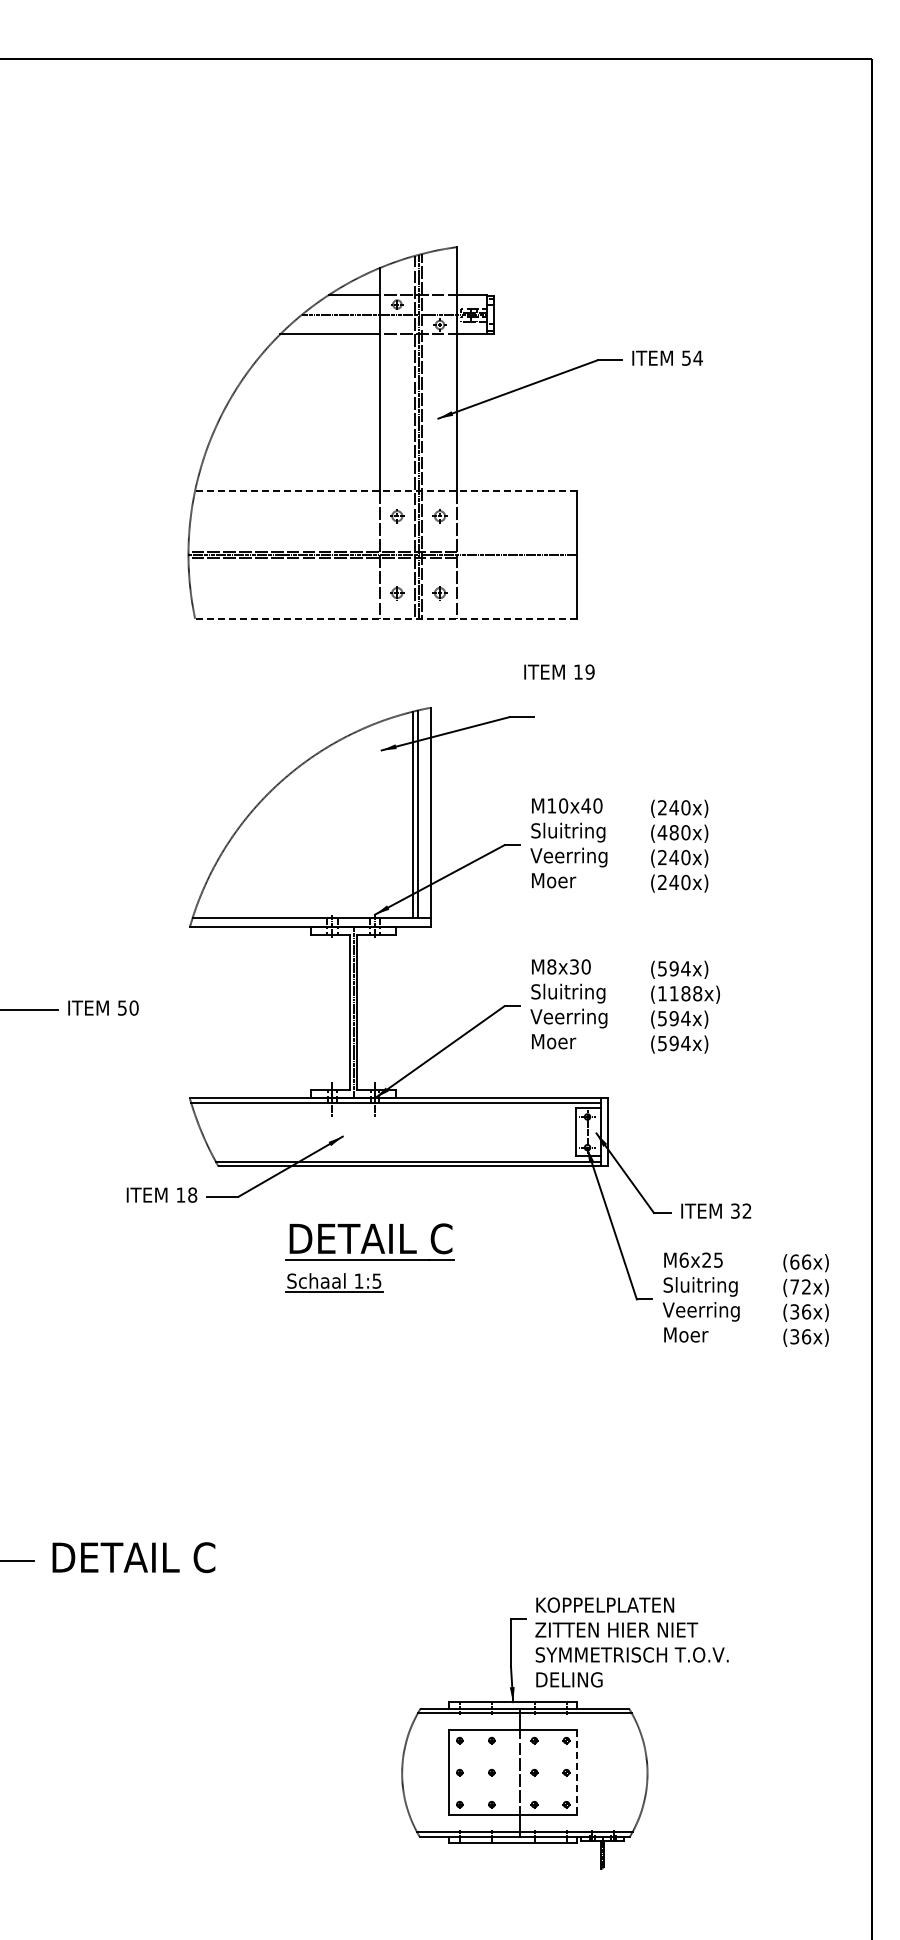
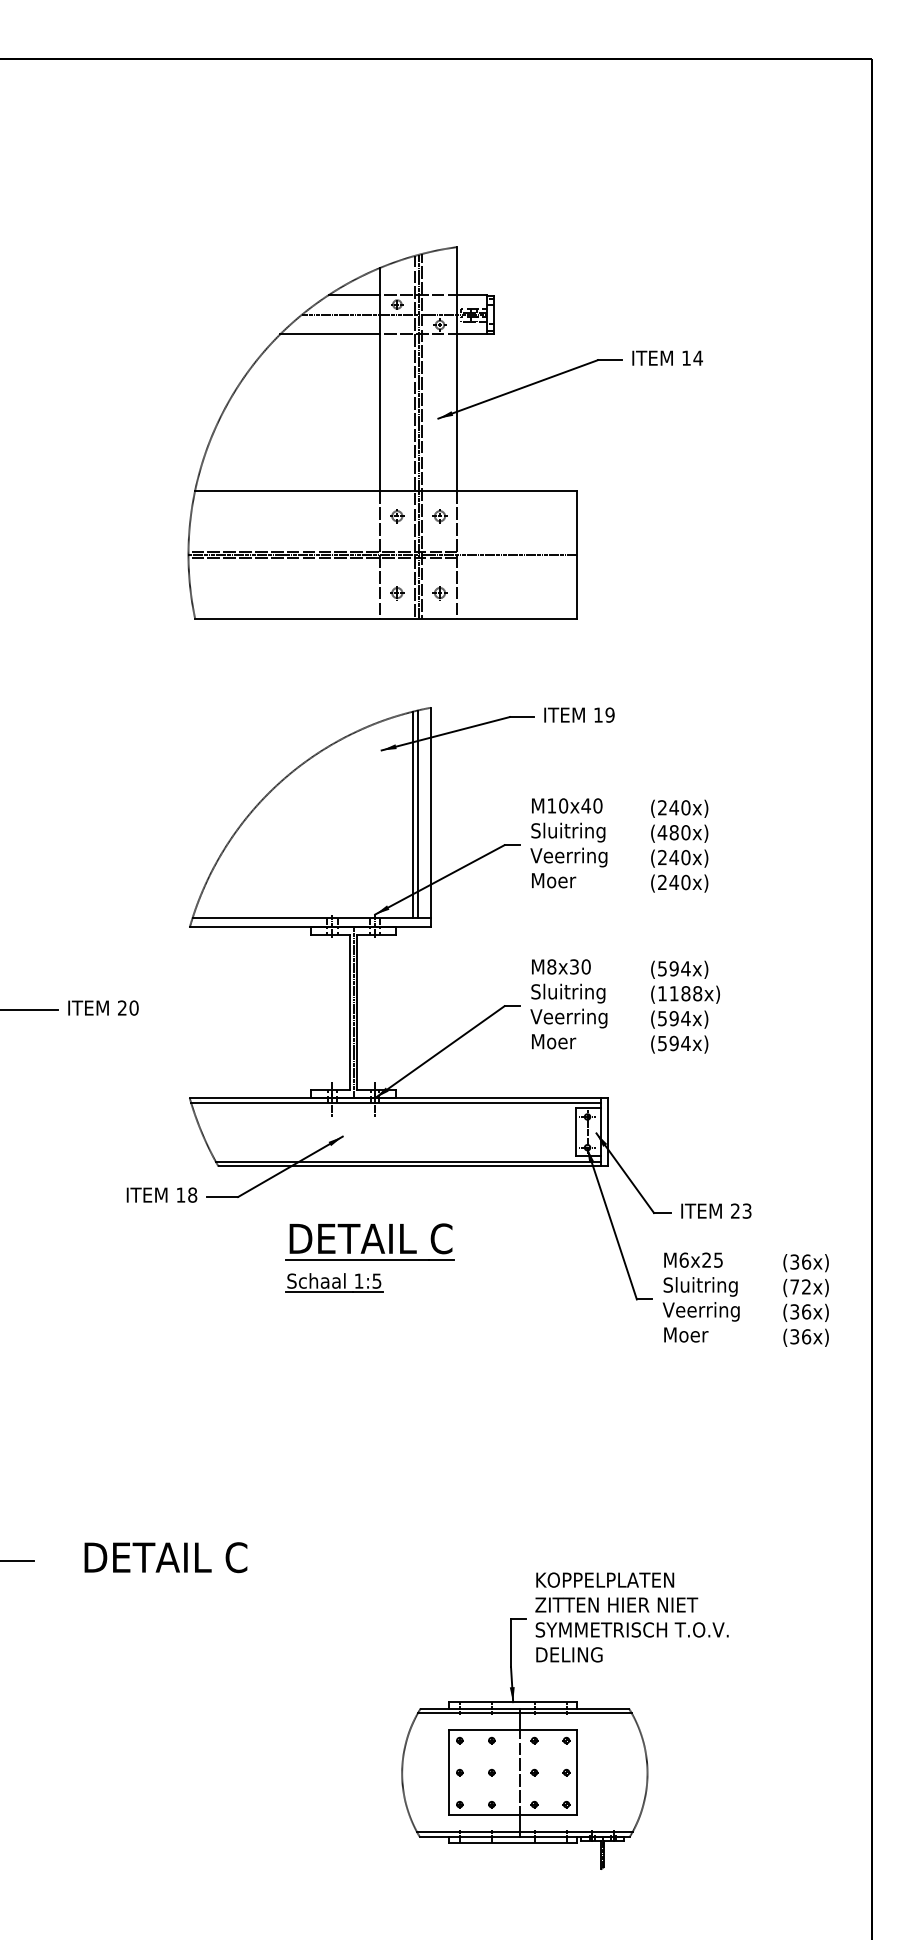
text: 54 -> 14 (686, 357)
line: dashed -> solid (385, 490)
line: dashed -> solid (385, 618)
text position: (559, 671) -> (579, 714) (579, 714)
text: 50 -> 20 (122, 1007)
text: 32 -> 23 (741, 1210)
text: (66x) -> (36x) (794, 1261)
text position: (133, 1557) -> (165, 1557) (165, 1557)
text position: (631, 1642) -> (631, 1617) (631, 1617)
line: dashed -> solid (577, 1772)
